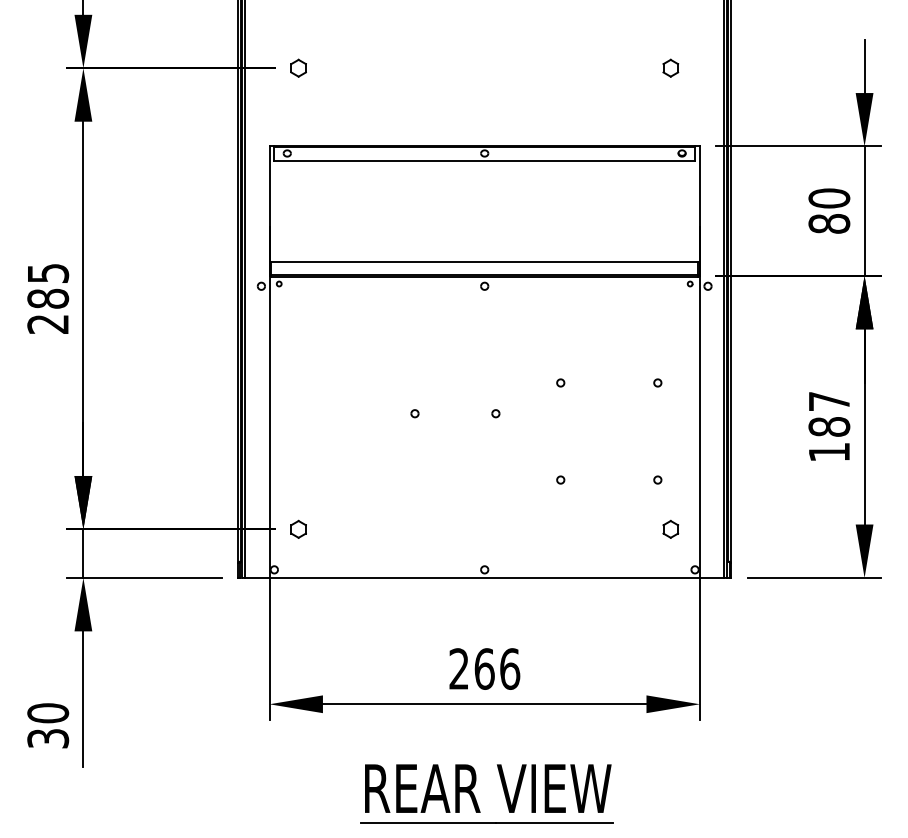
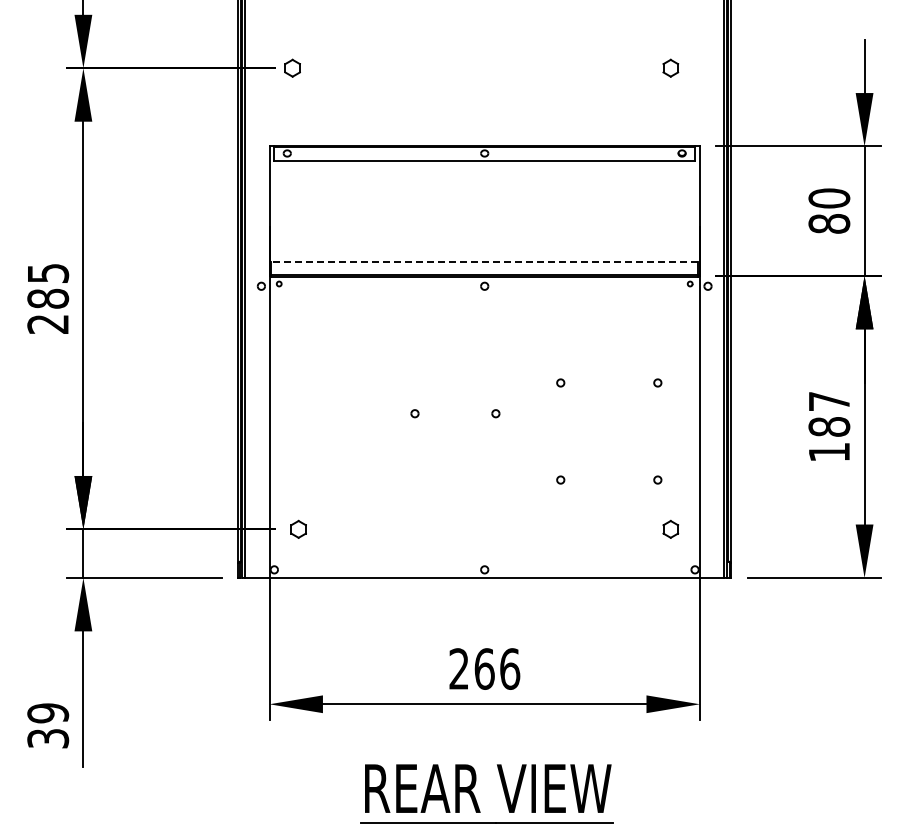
part position: (298, 67) -> (292, 67) (292, 67)
line: solid -> dashed (484, 261)
text: 30 -> 39 (48, 713)
